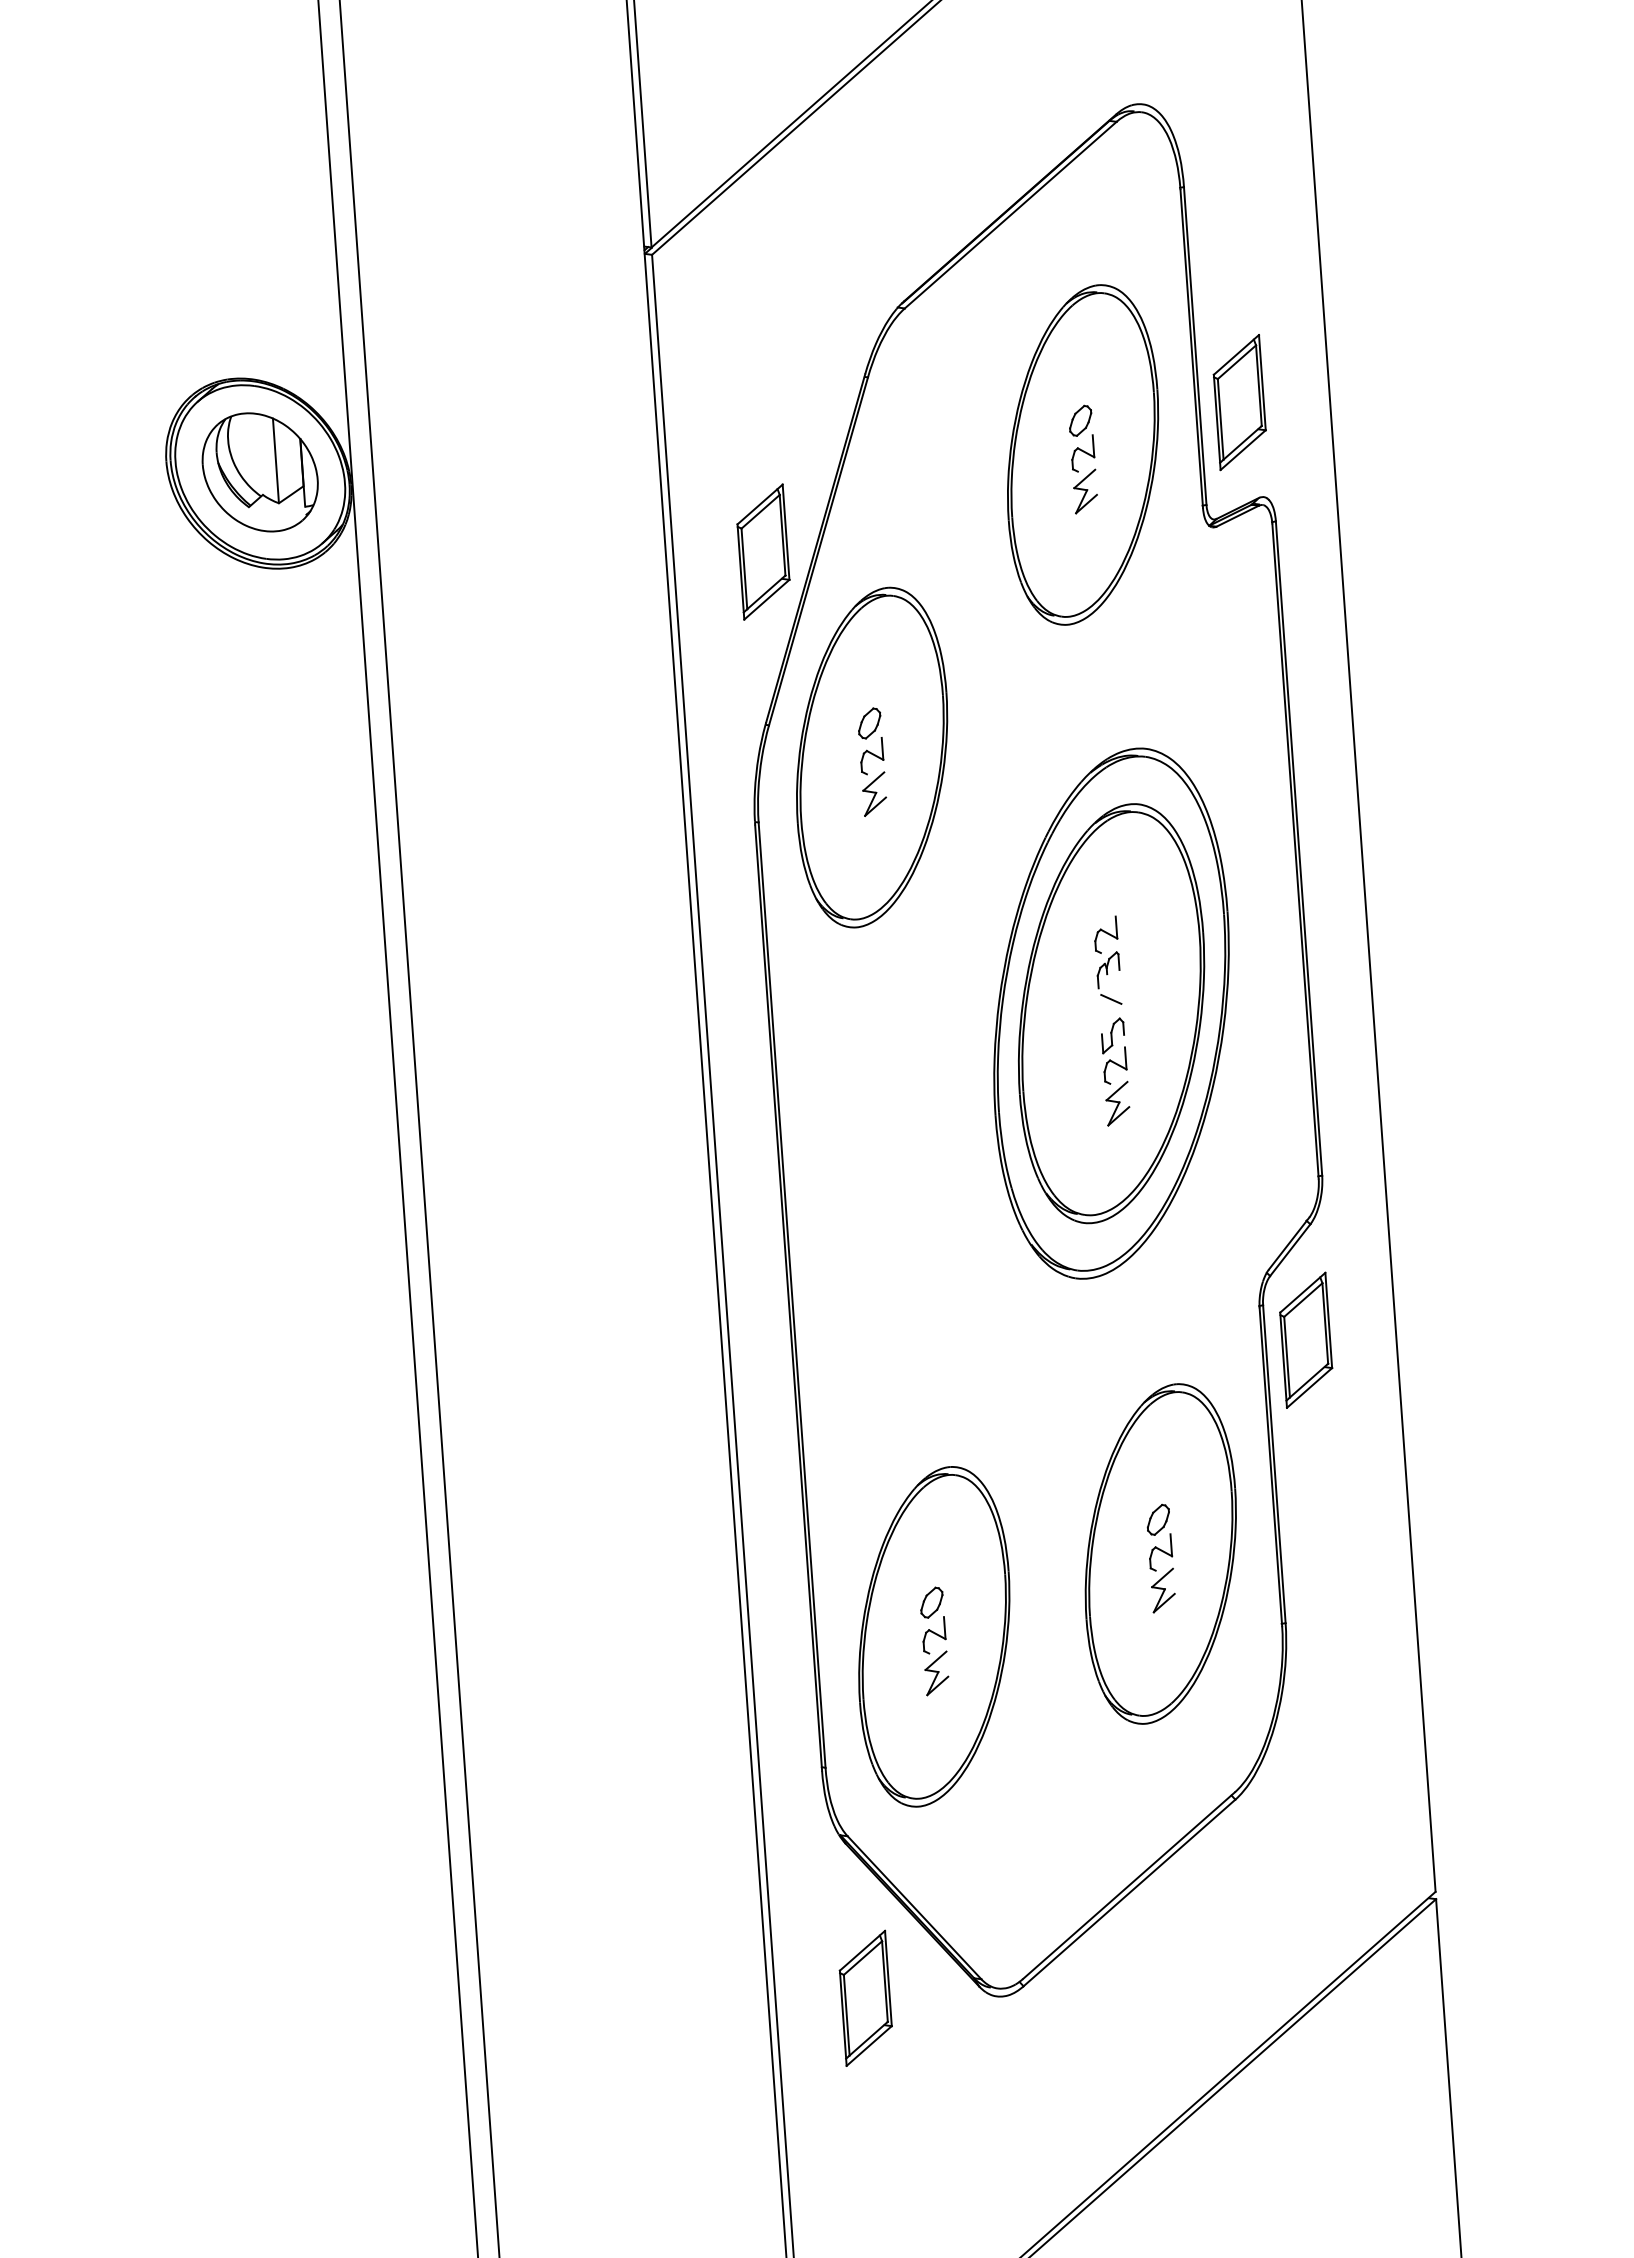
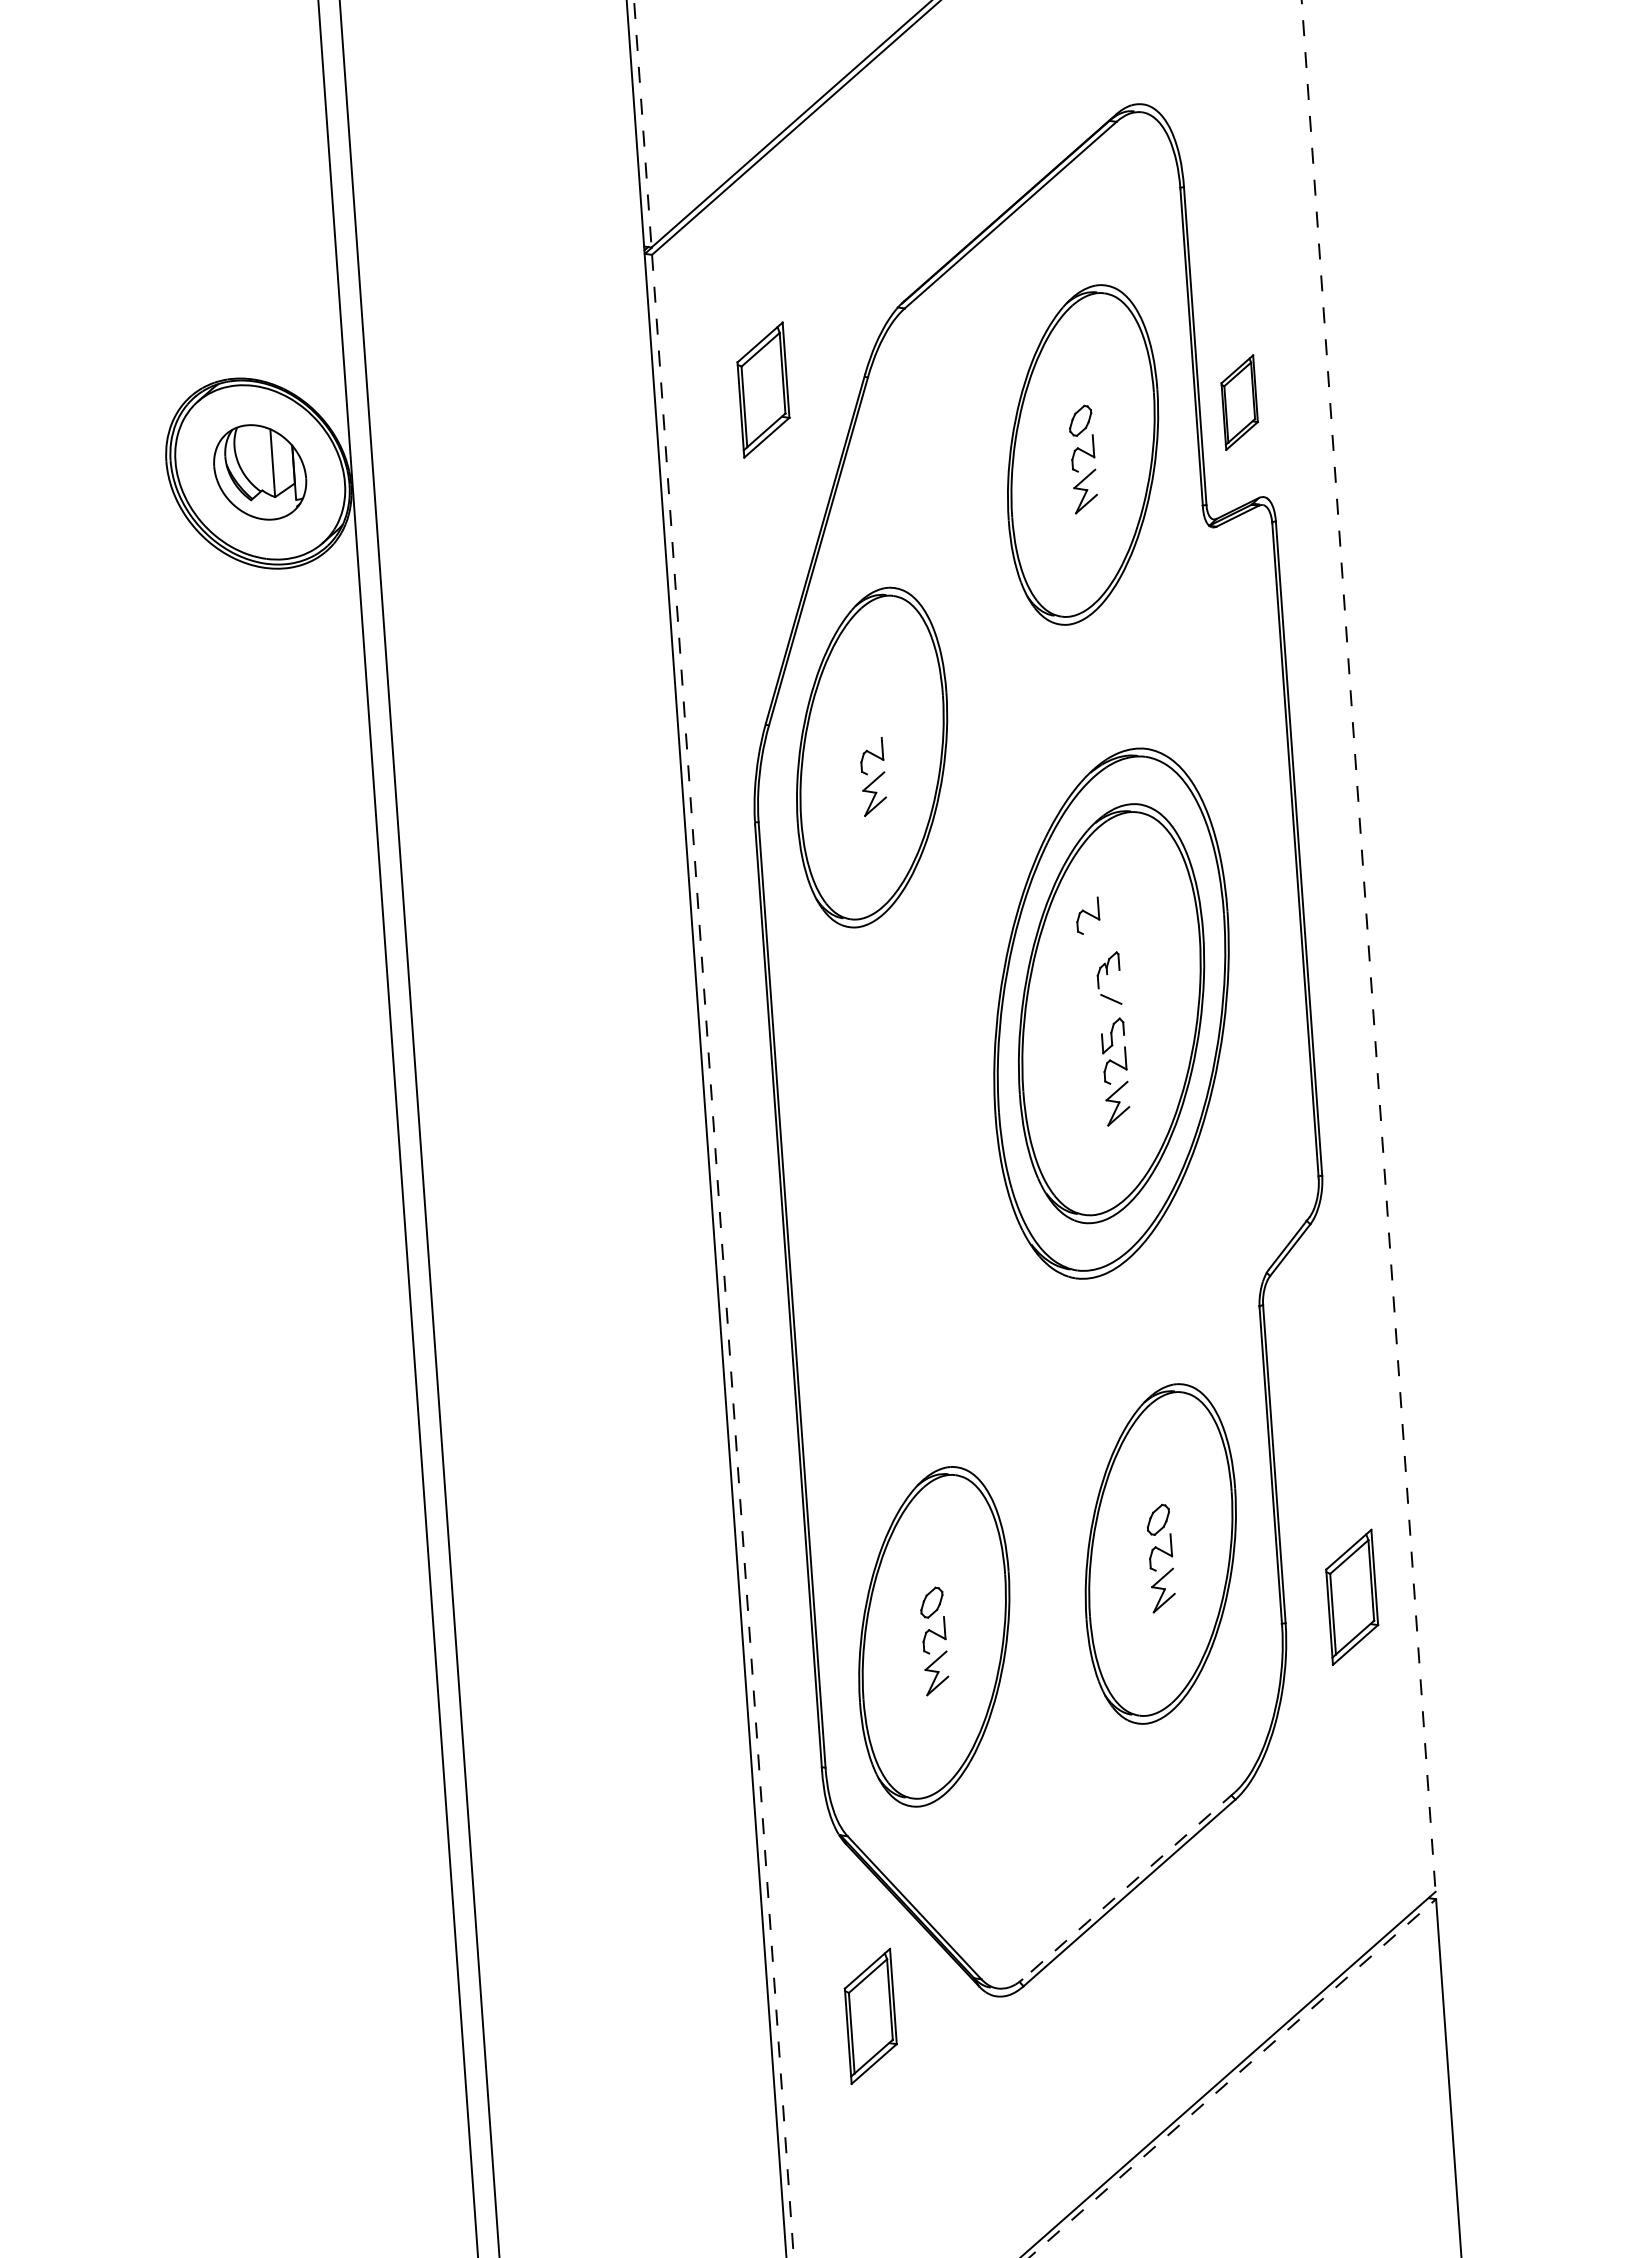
line: solid -> dashed (642, 123)
part size: 55x138 px -> 39x97 px (1239, 402)
part size: 118x121 px -> 95x97 px (260, 472)
part position: (763, 551) -> (763, 389) (763, 389)
part: present -> none (869, 723)
part position: (1106, 934) -> (1088, 915) (1088, 915)
line: solid -> dashed (1368, 946)
line: solid -> dashed (722, 1255)
part position: (1306, 1339) -> (1352, 1596) (1352, 1596)
line: solid -> dashed (1128, 1885)
part position: (865, 1997) -> (870, 2015) (870, 2015)
line: solid -> dashed (1232, 2078)
